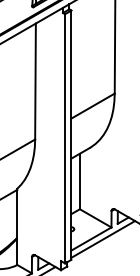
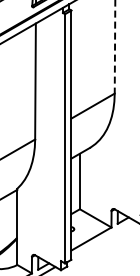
line: solid -> dashed (115, 47)
line: present -> none (103, 239)
